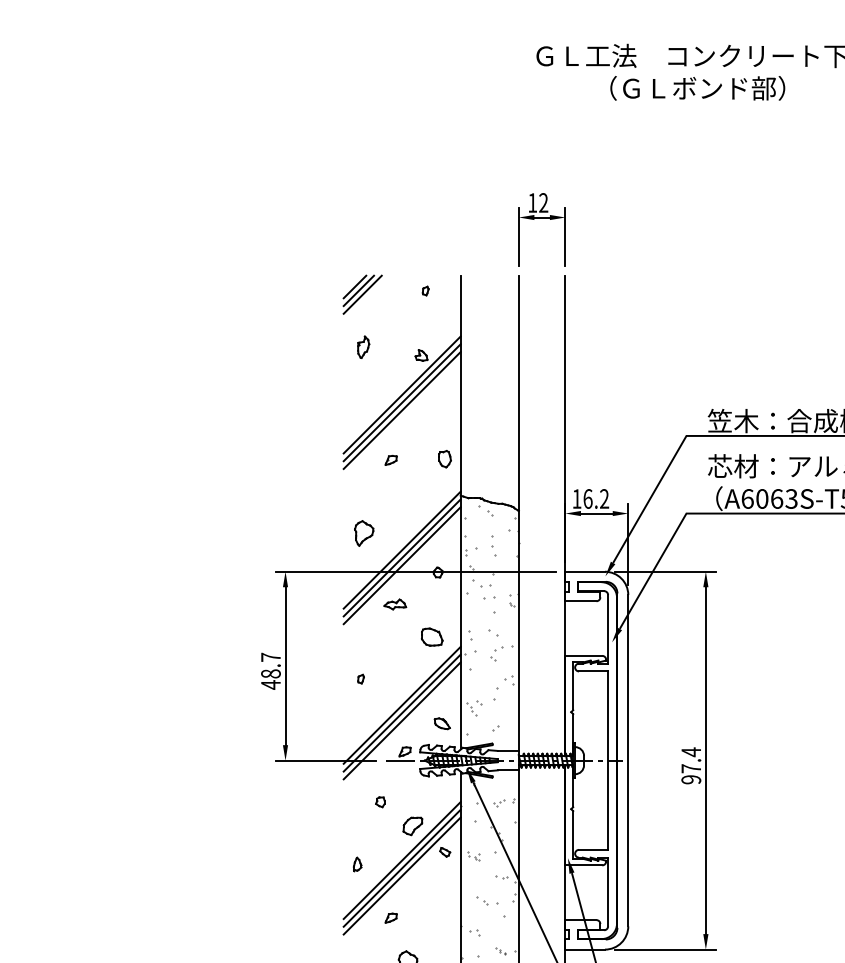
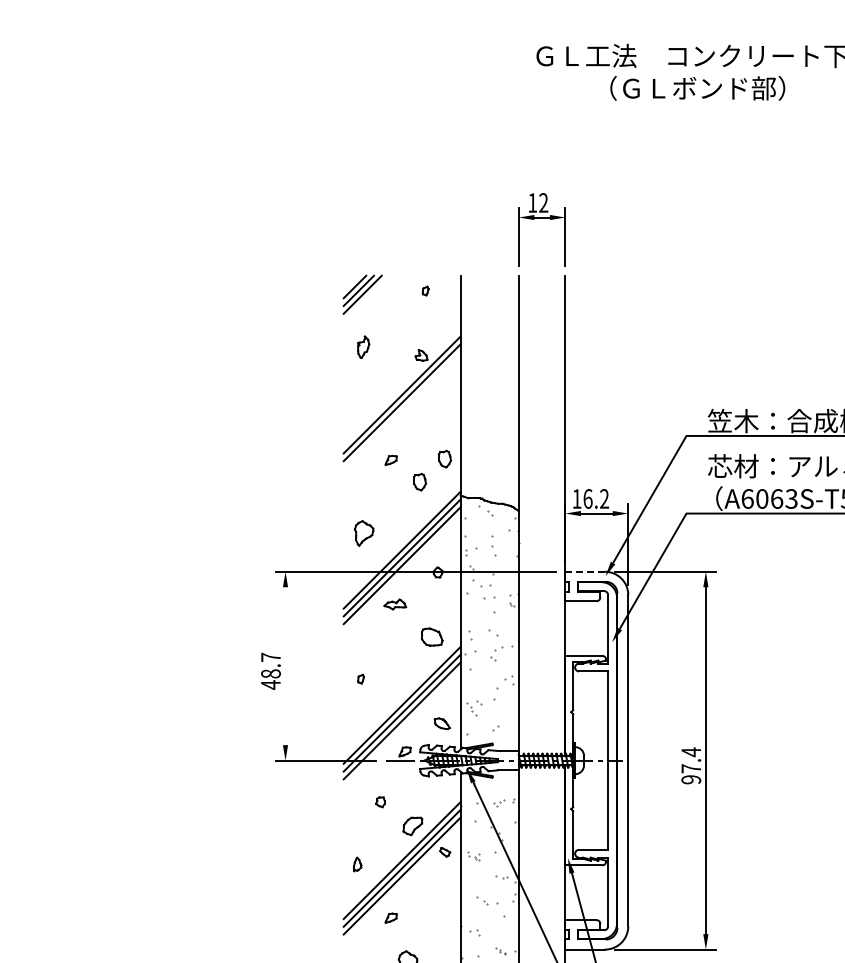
line: present -> none (401, 410)
part: none -> present (419, 482)
line: solid -> dashed (585, 571)
line: present -> none (285, 666)
